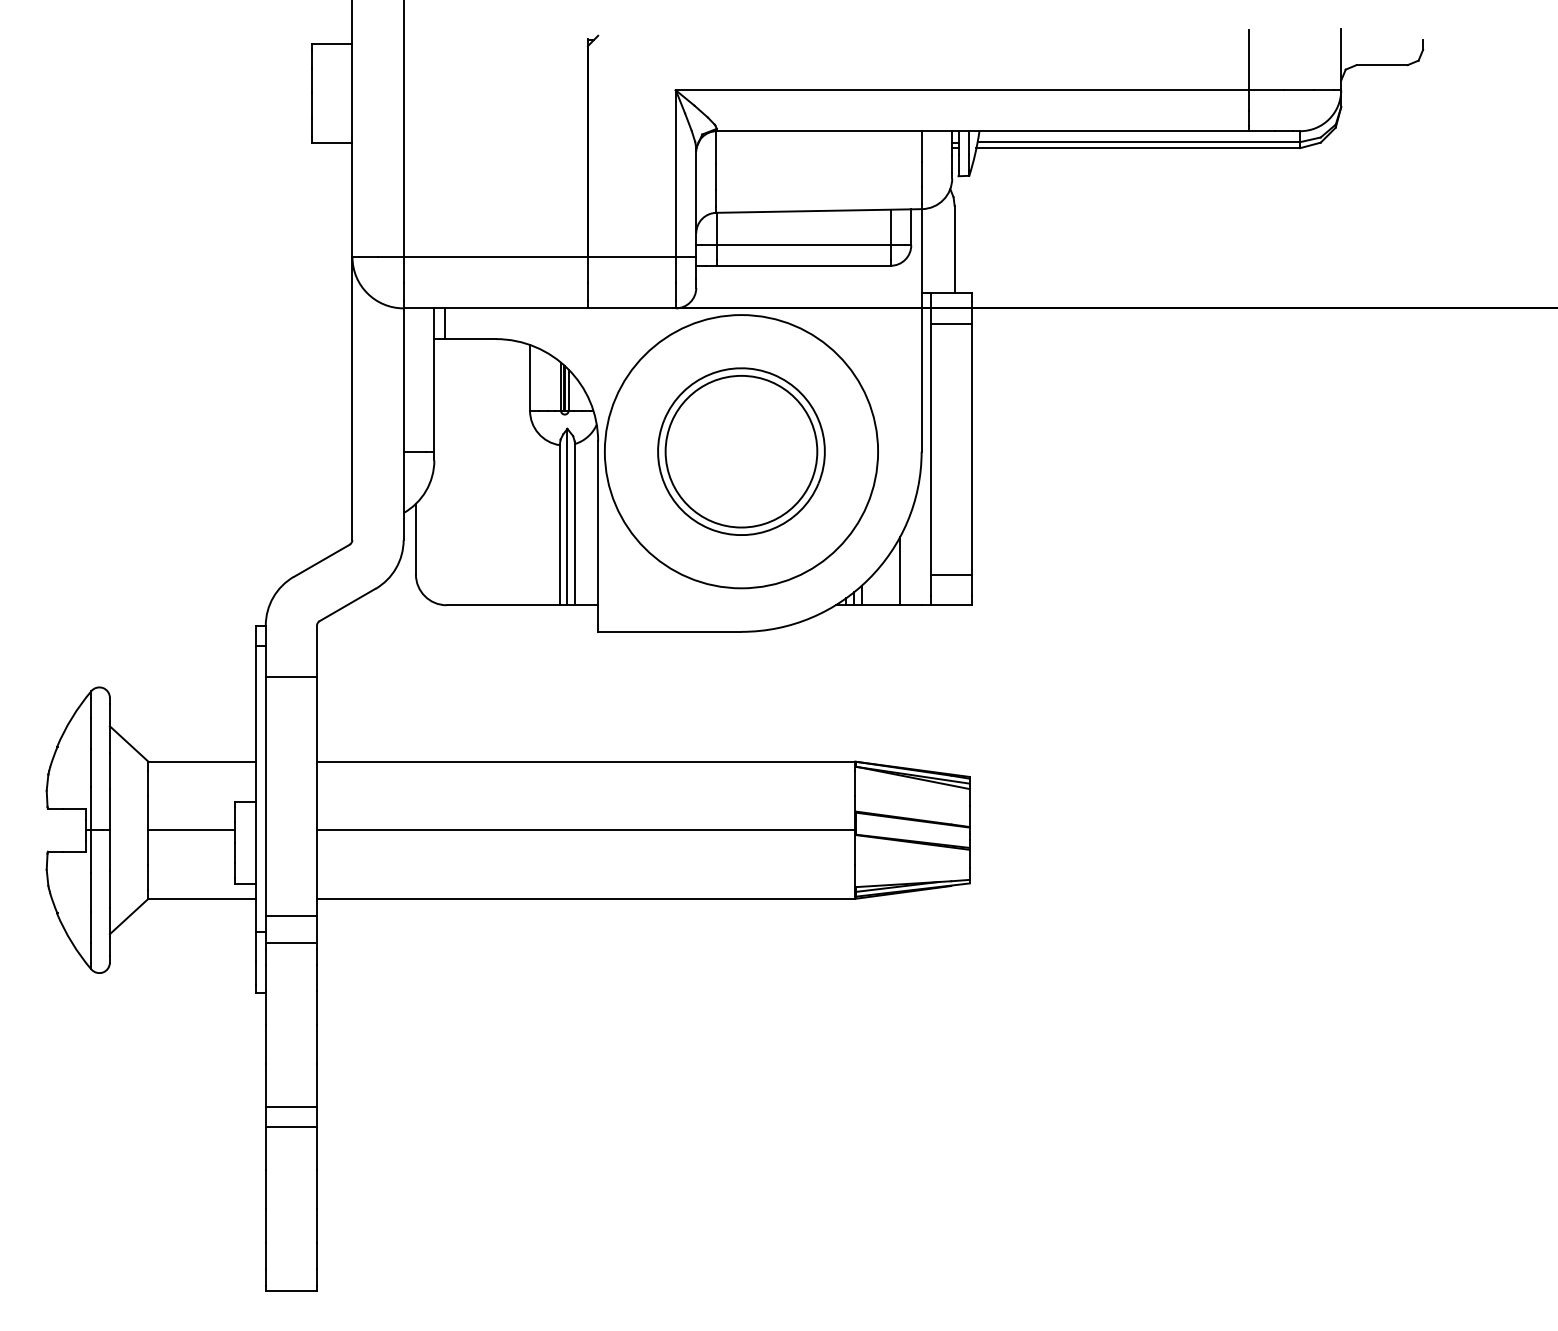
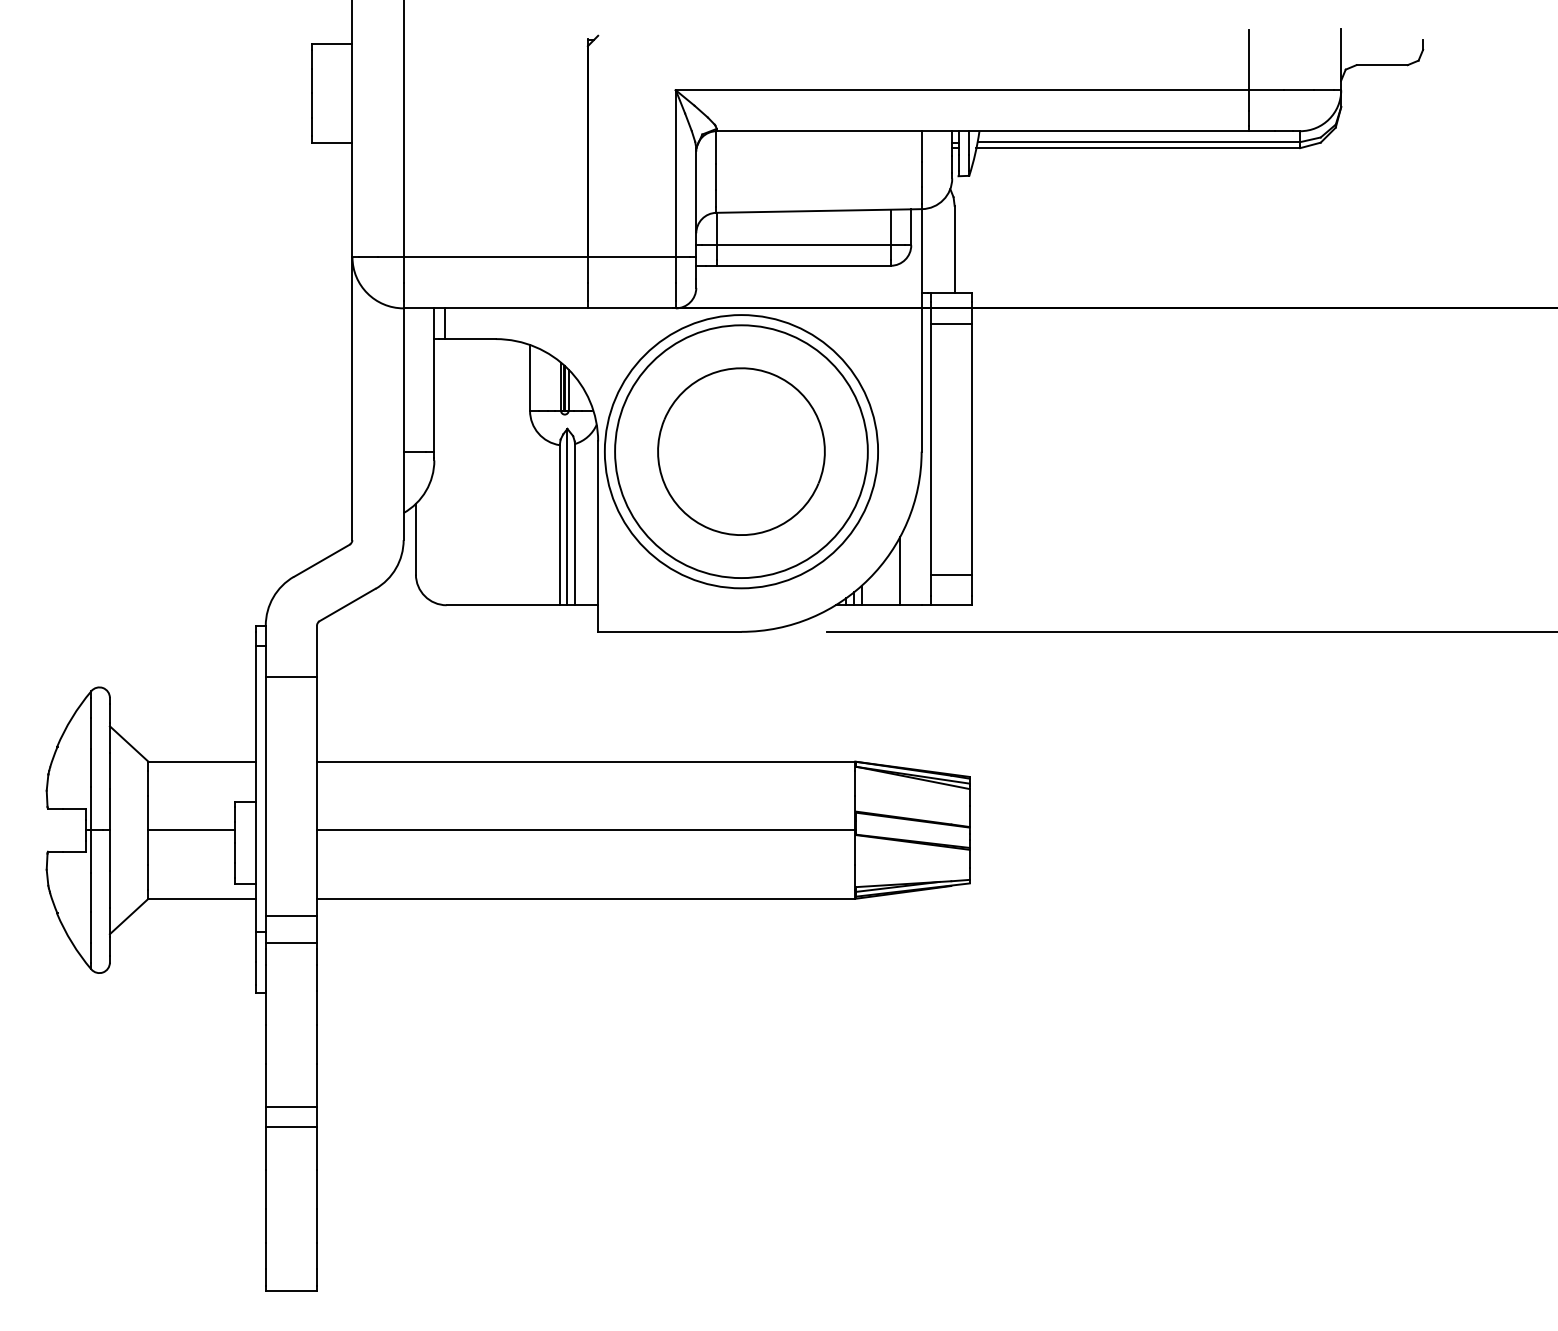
circle diameter: 152 px -> 253 px (741, 451)
line: none -> present (1190, 631)
